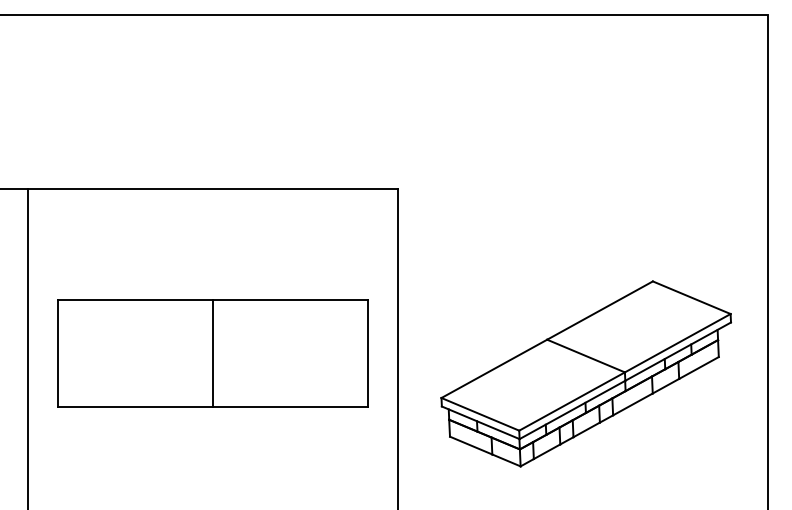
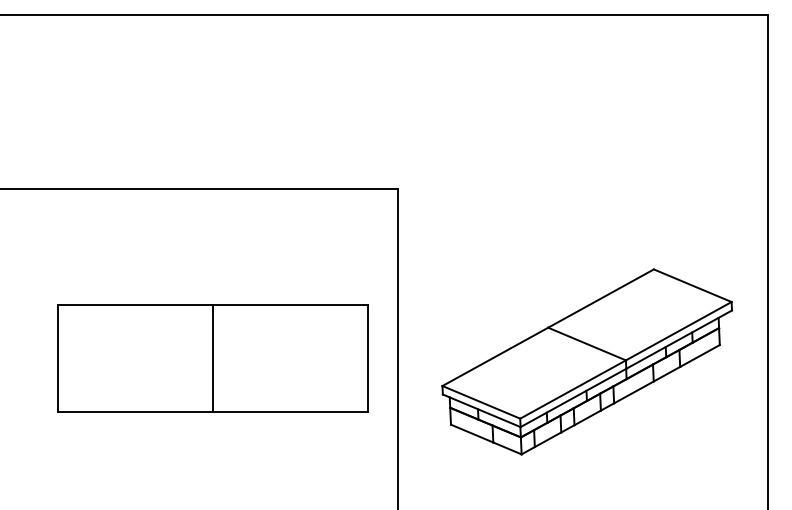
line: present -> none (27, 347)
part position: (212, 353) -> (212, 358) (212, 358)
part position: (585, 373) -> (586, 361) (586, 361)
